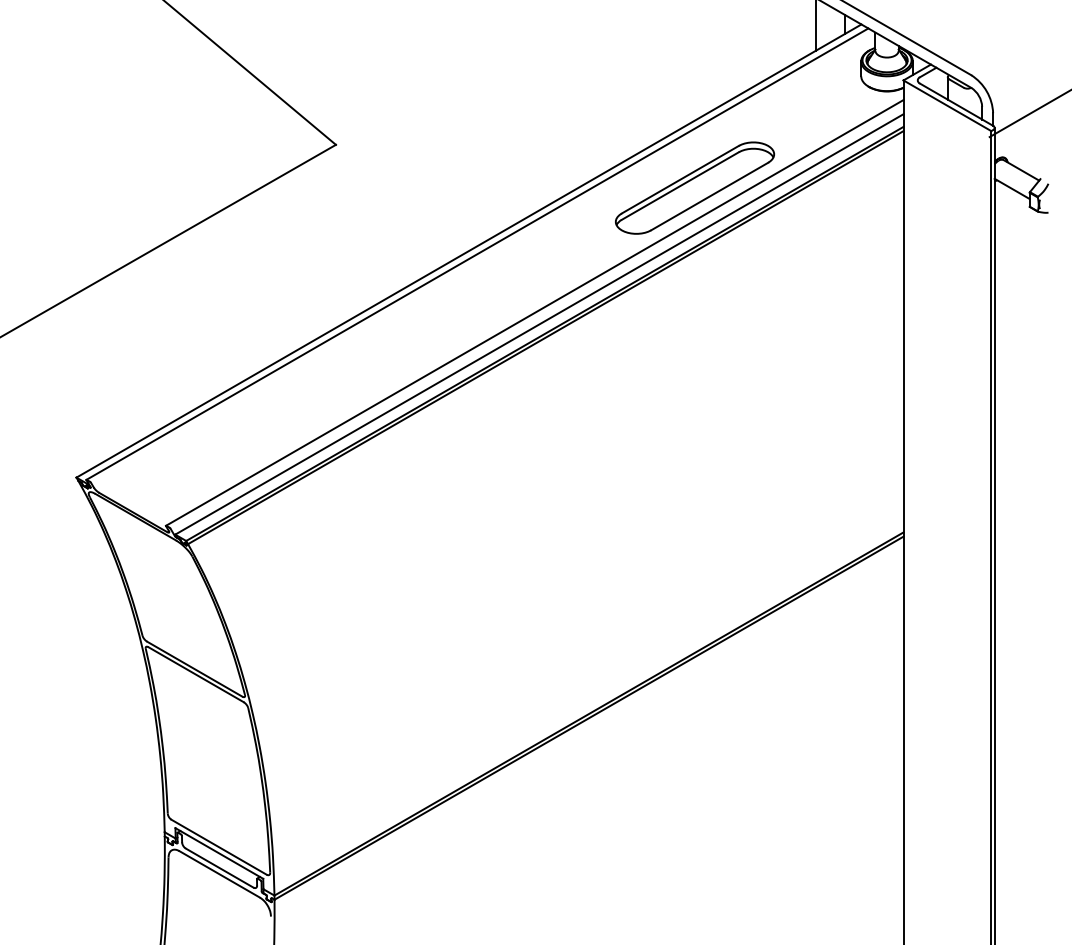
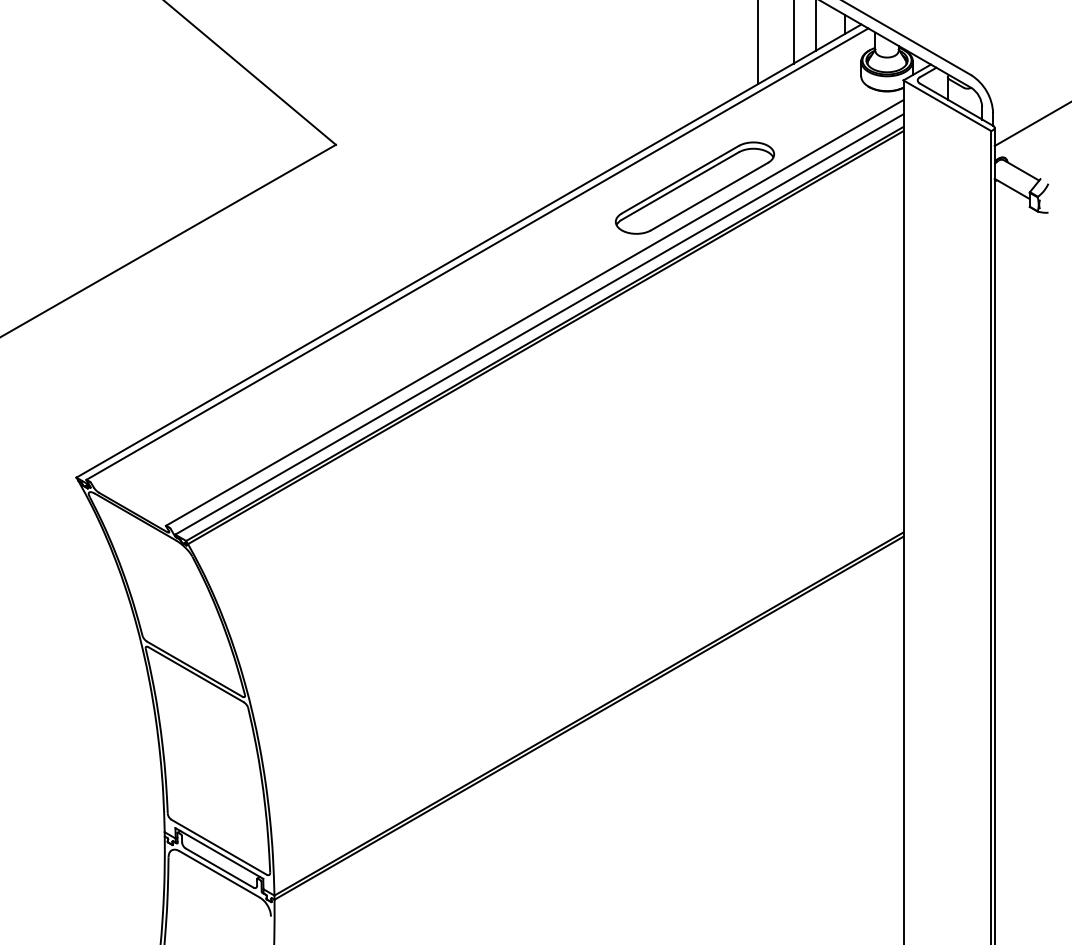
line: none -> present (793, 32)
line: none -> present (757, 43)
line position: (1028, 114) -> (1031, 124) (1031, 124)
